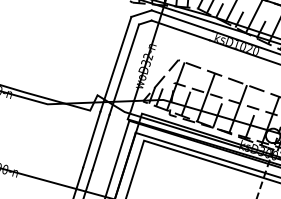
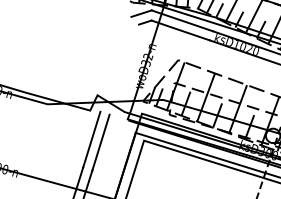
line: present -> none (115, 63)
line: present -> none (124, 69)
line: present -> none (117, 157)
